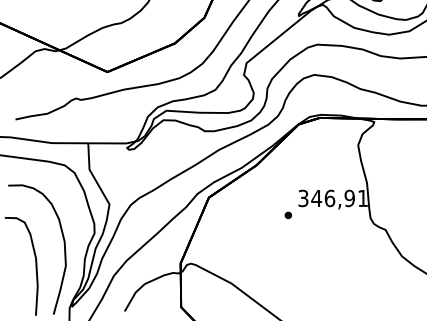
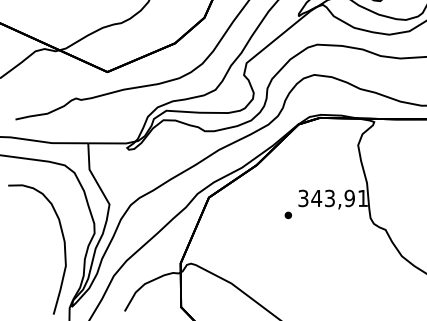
text: 346,91 -> 343,91 (329, 198)
curve: present -> none (35, 266)
